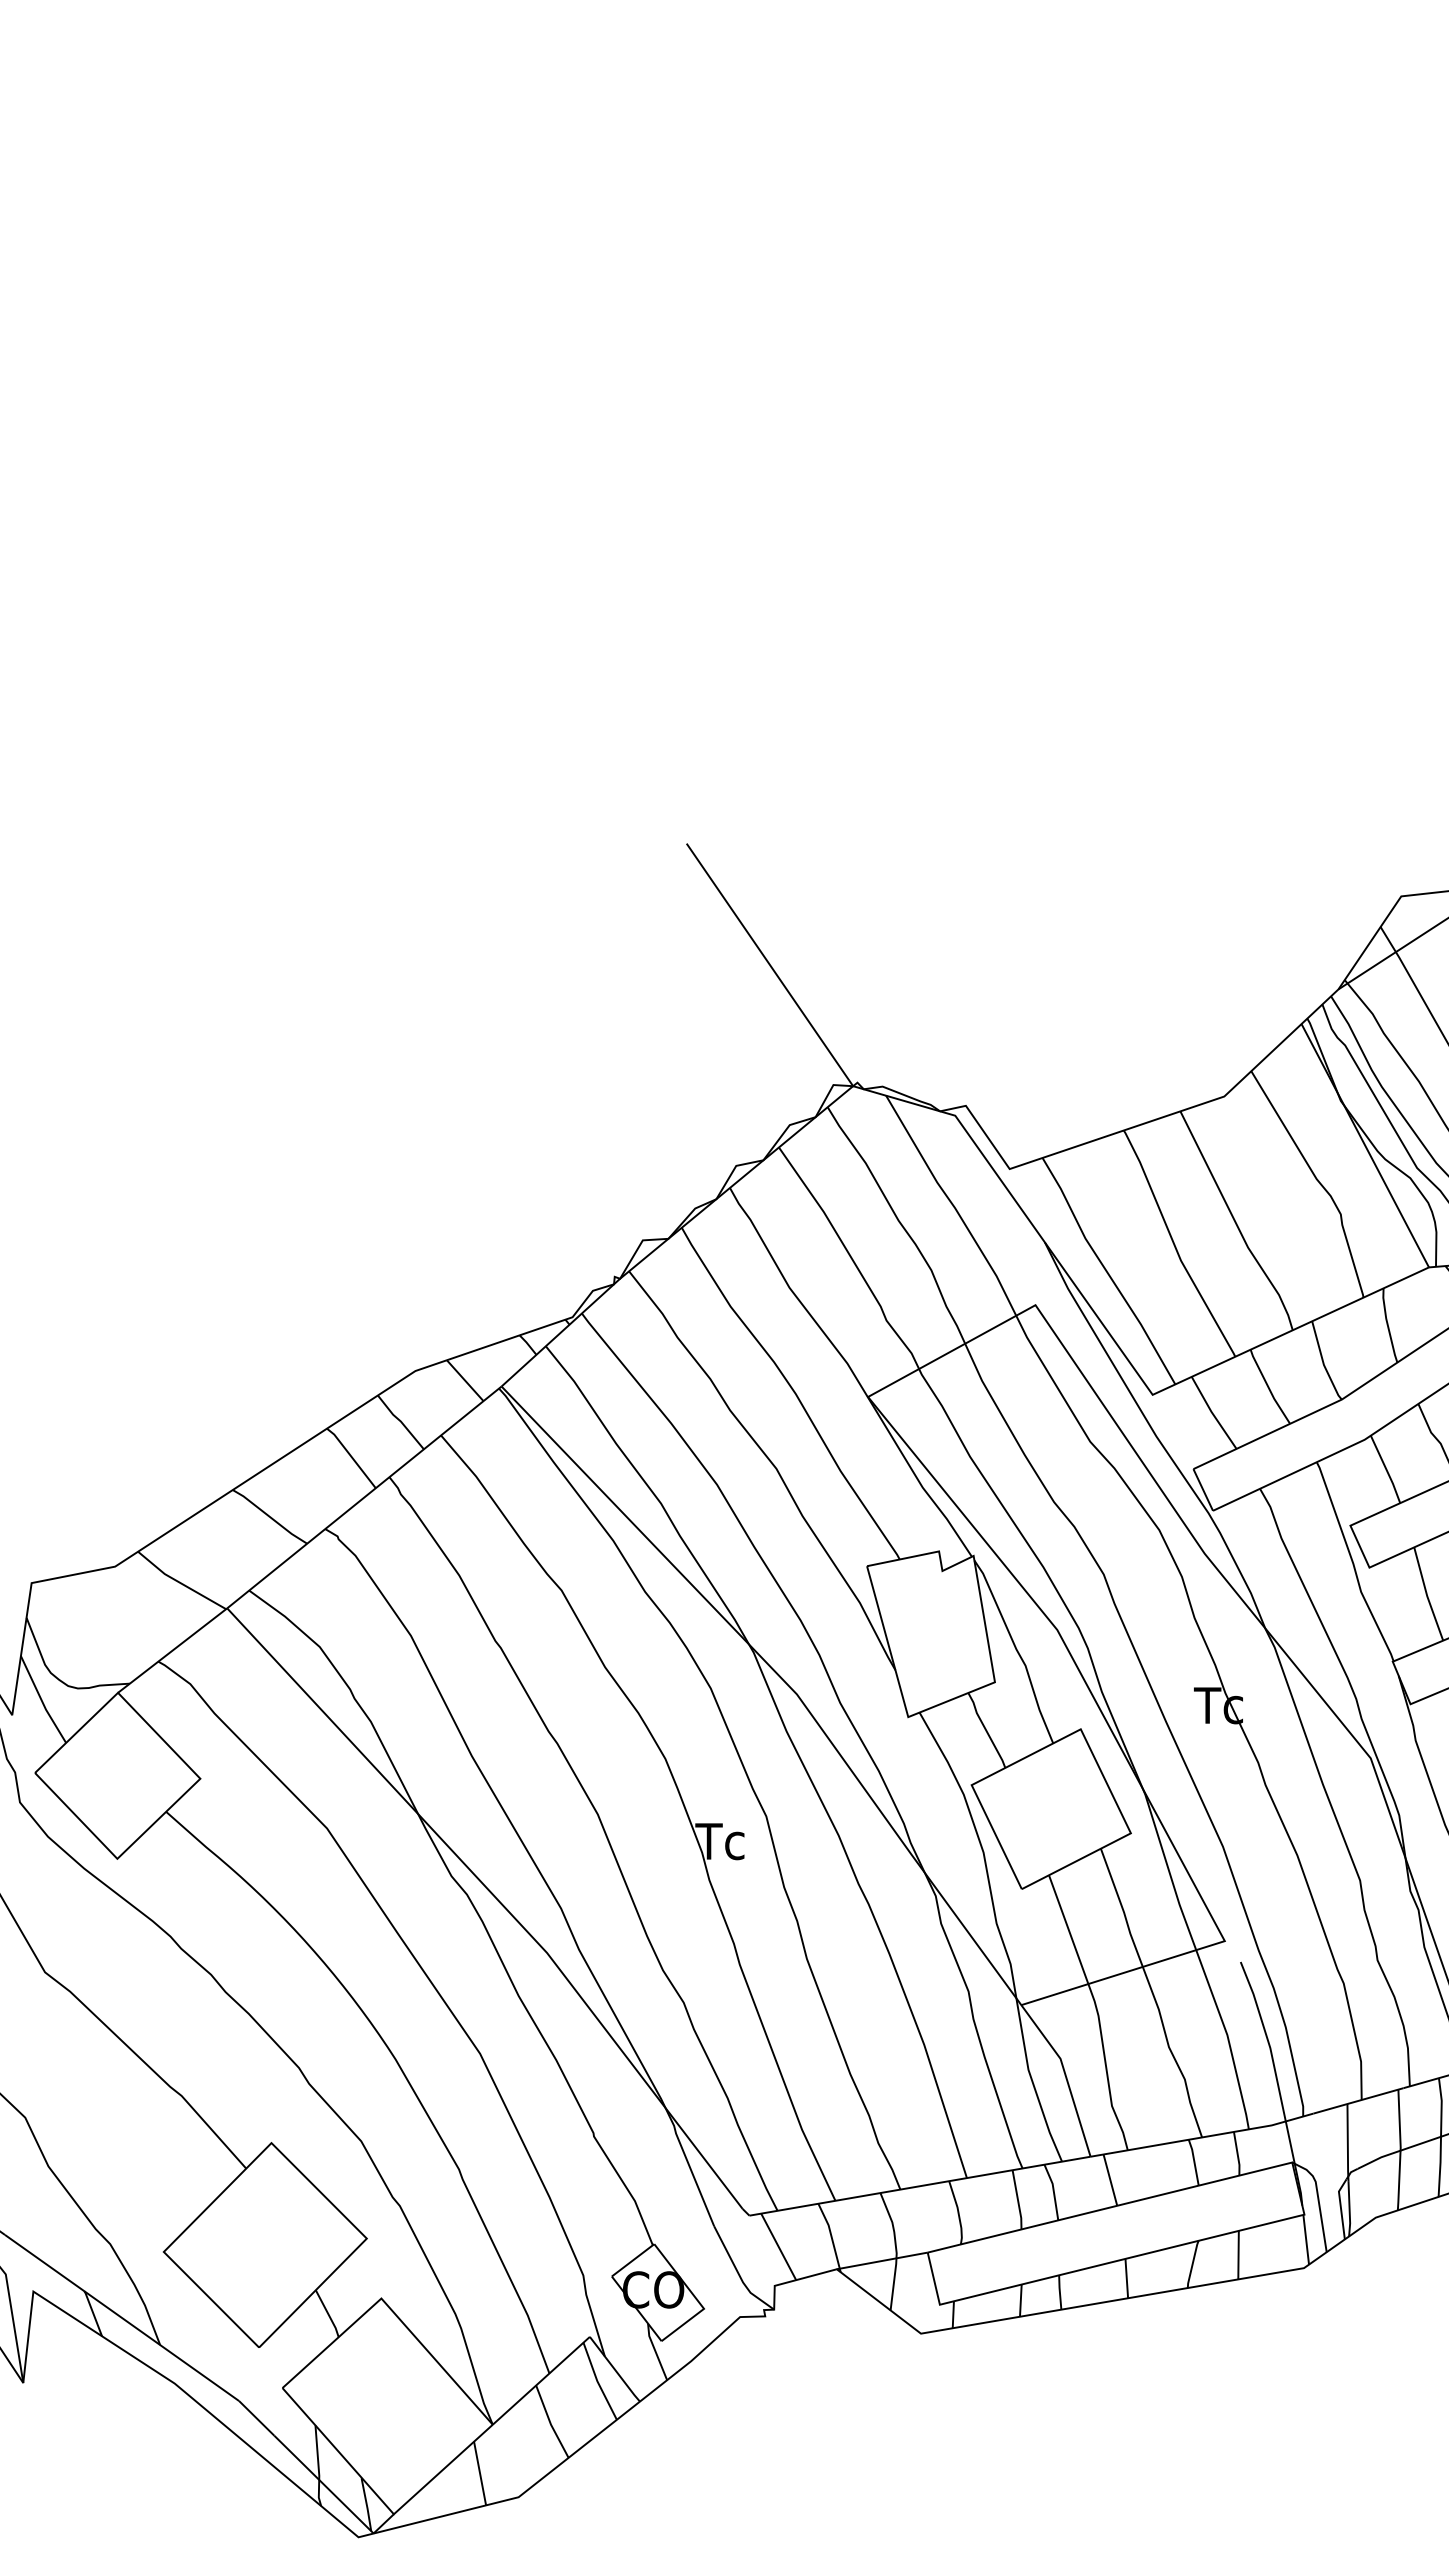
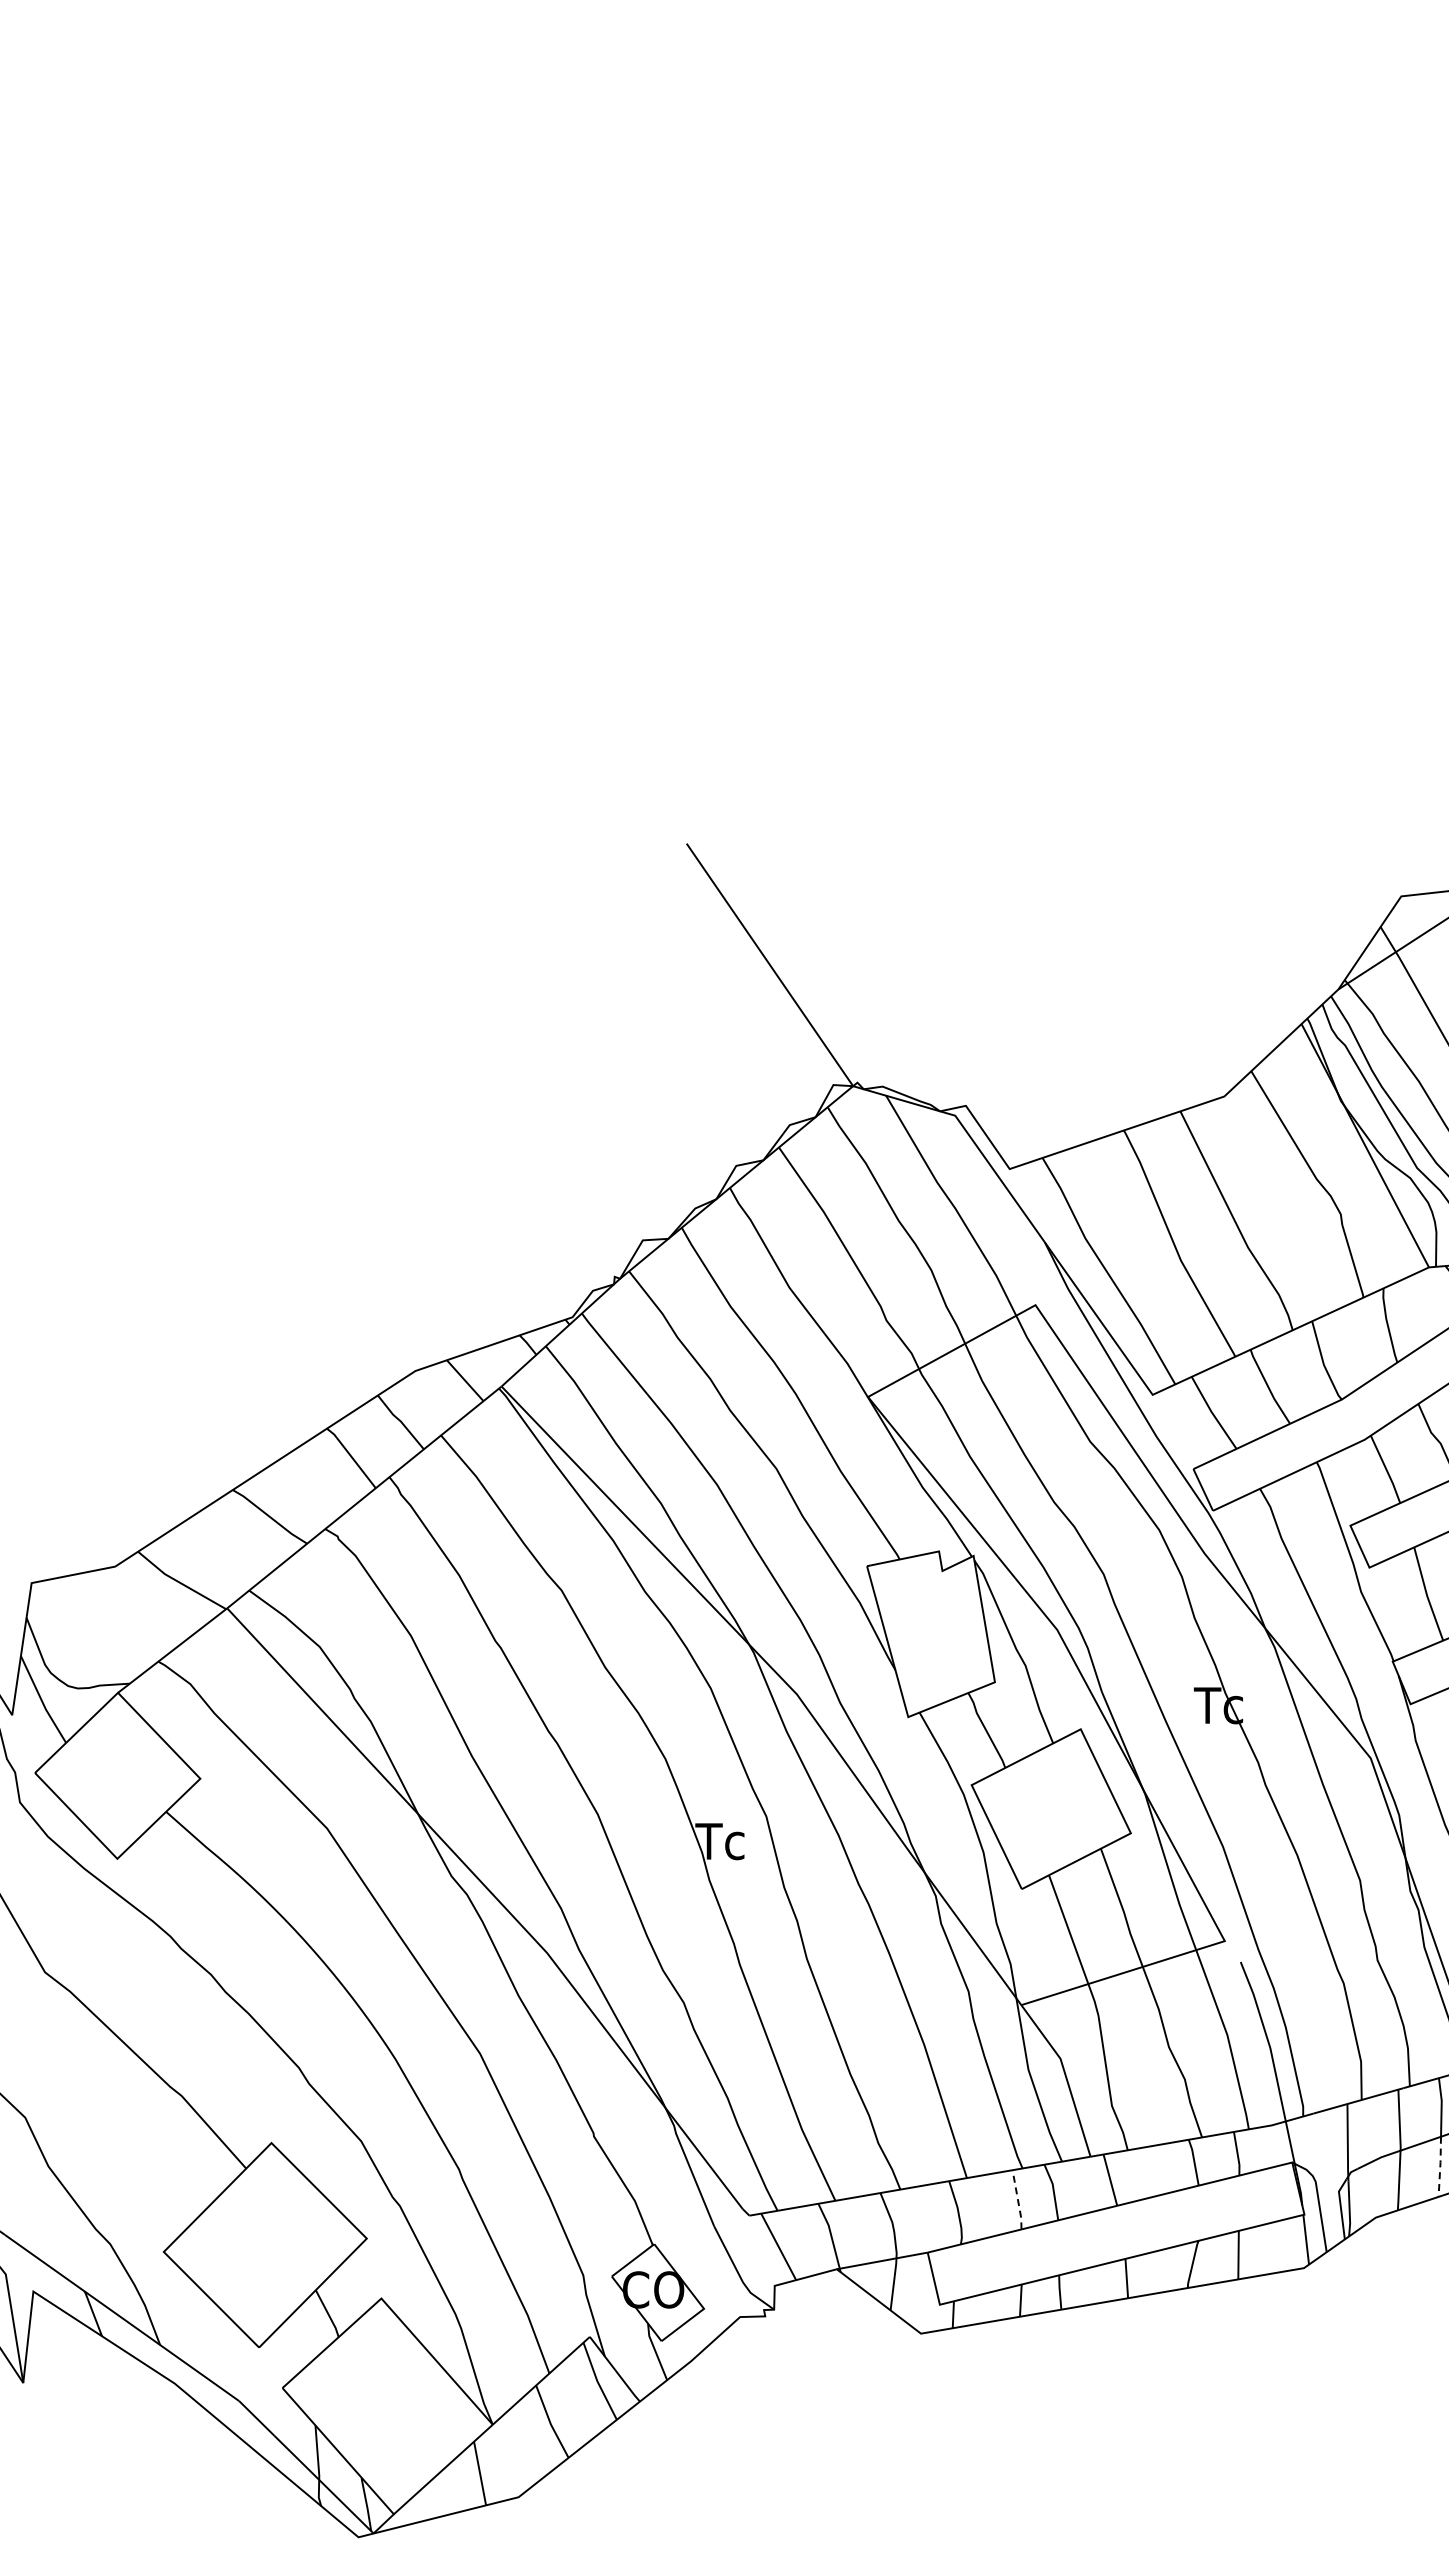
line: solid -> dashed (1440, 2166)
line: solid -> dashed (1018, 2200)
